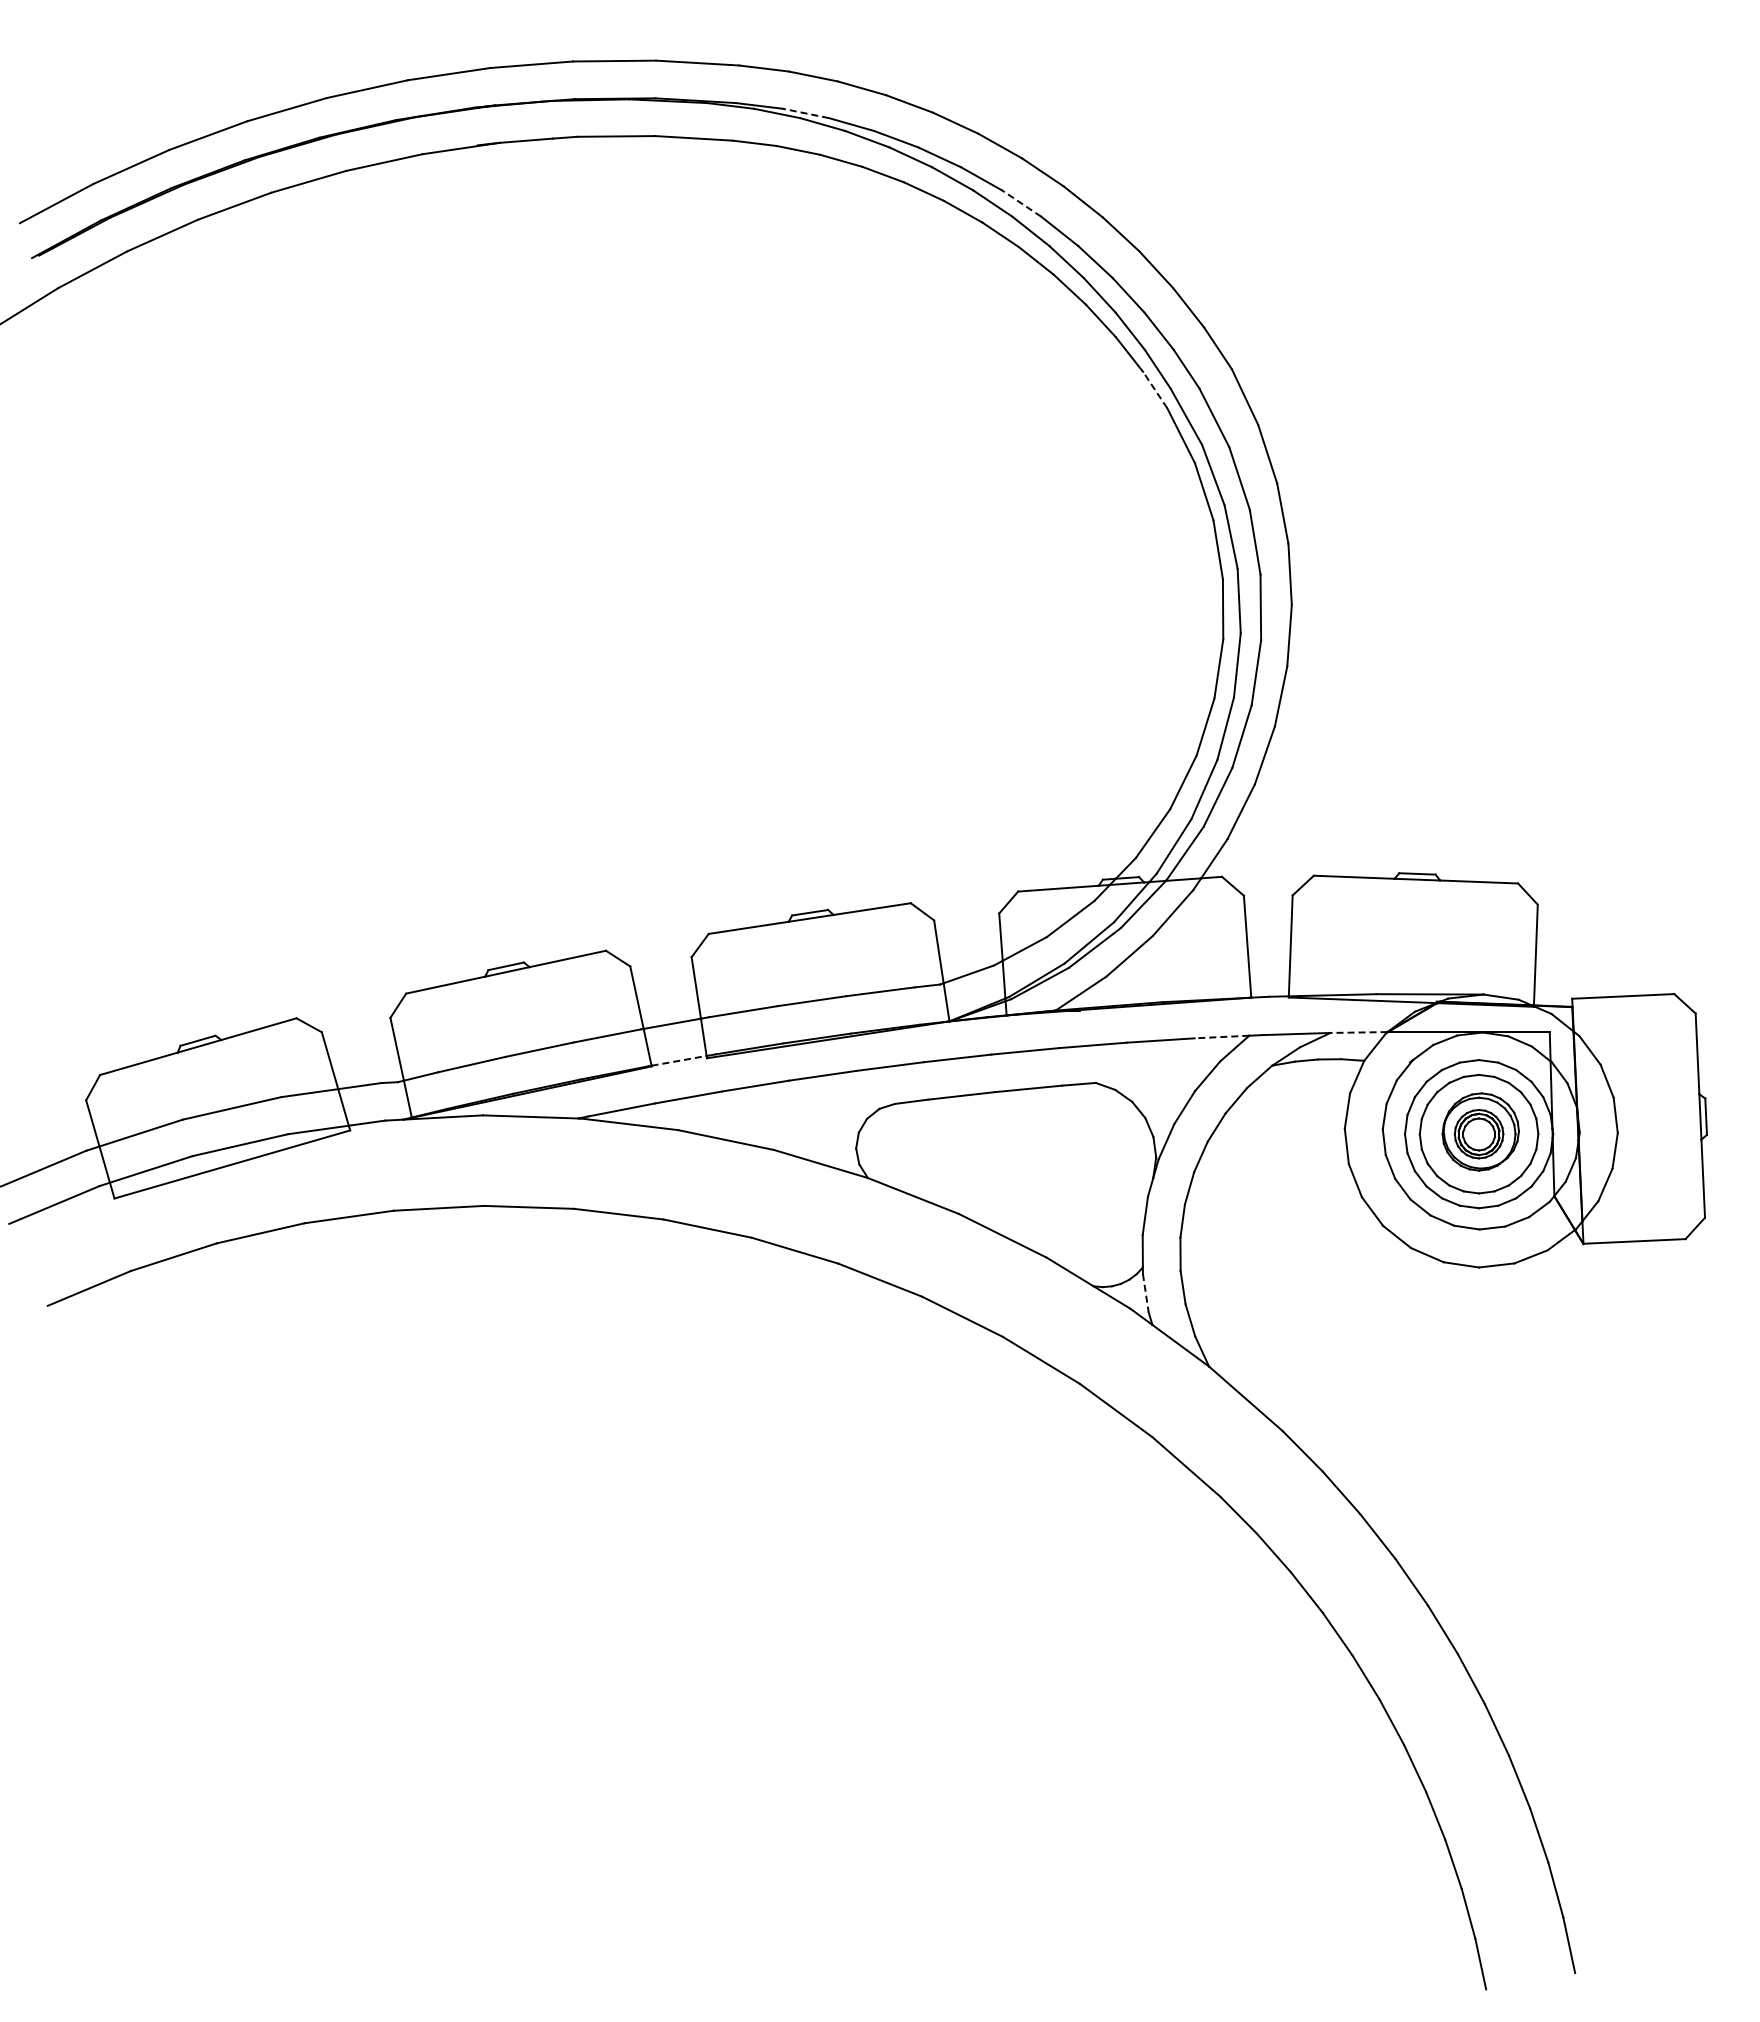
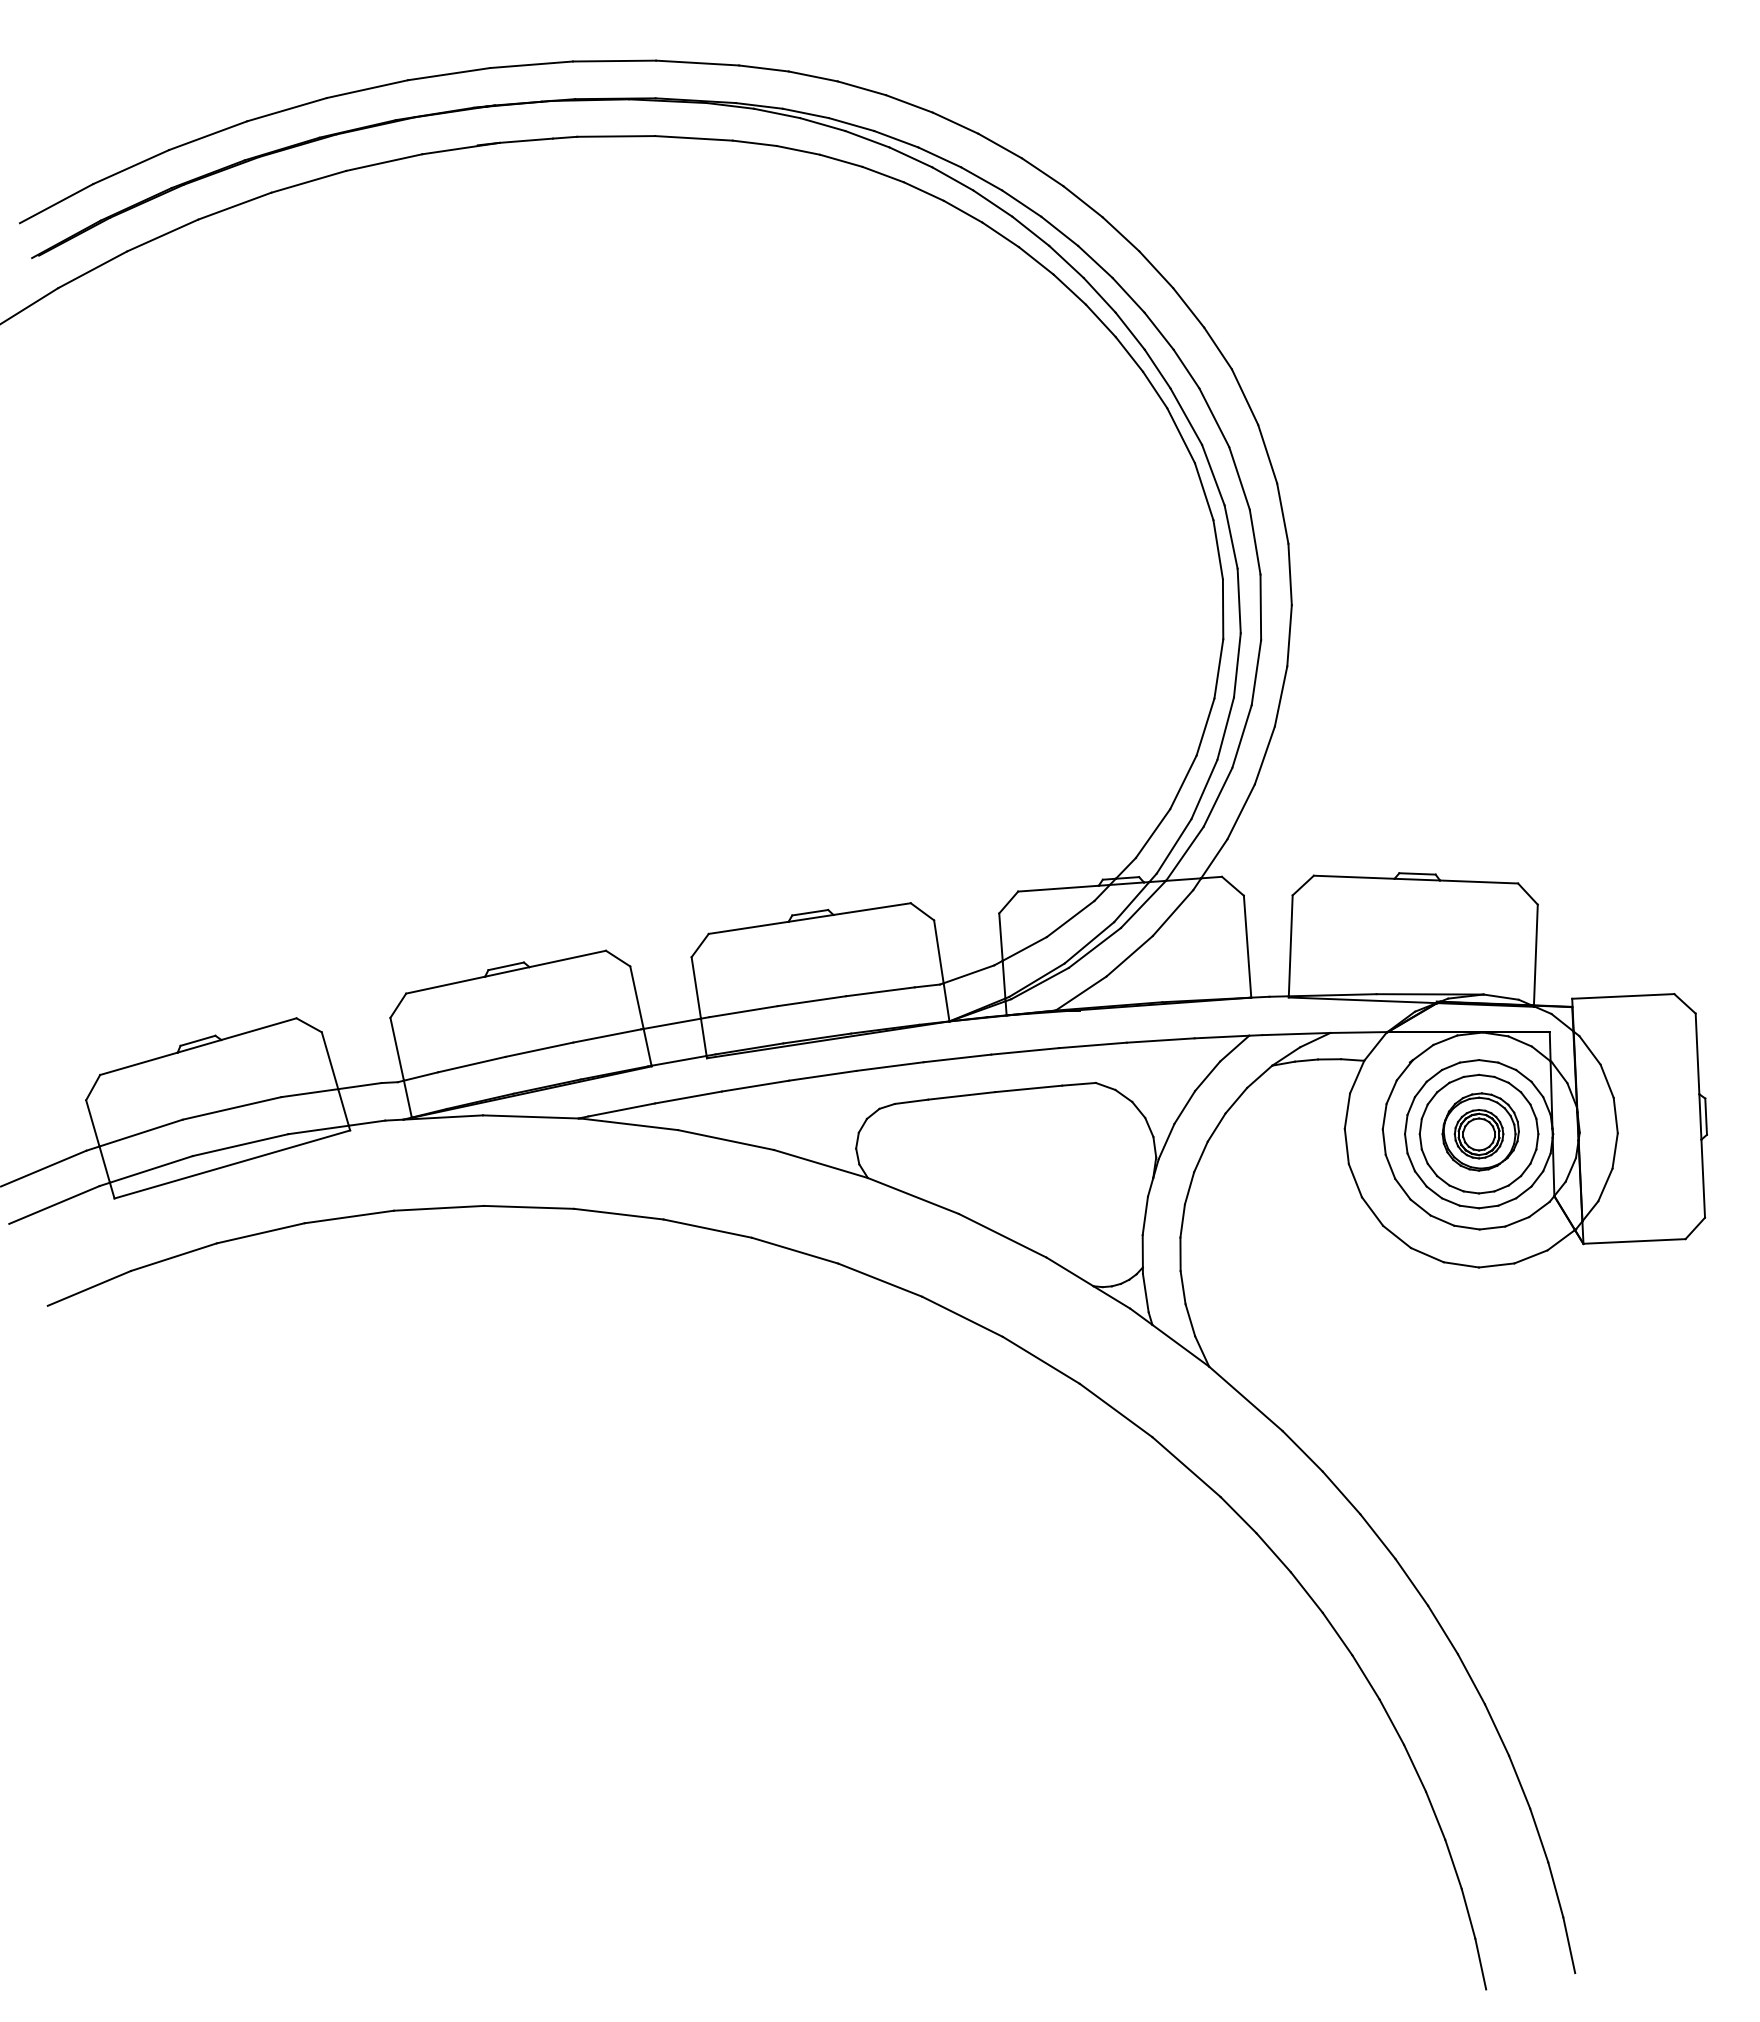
line: dashed -> solid (805, 113)
line: dashed -> solid (1021, 203)
line: dashed -> solid (1155, 390)
line: dashed -> solid (1358, 1032)
line: dashed -> solid (1221, 1037)
line: dashed -> solid (679, 1060)
line: dashed -> solid (1145, 1293)
